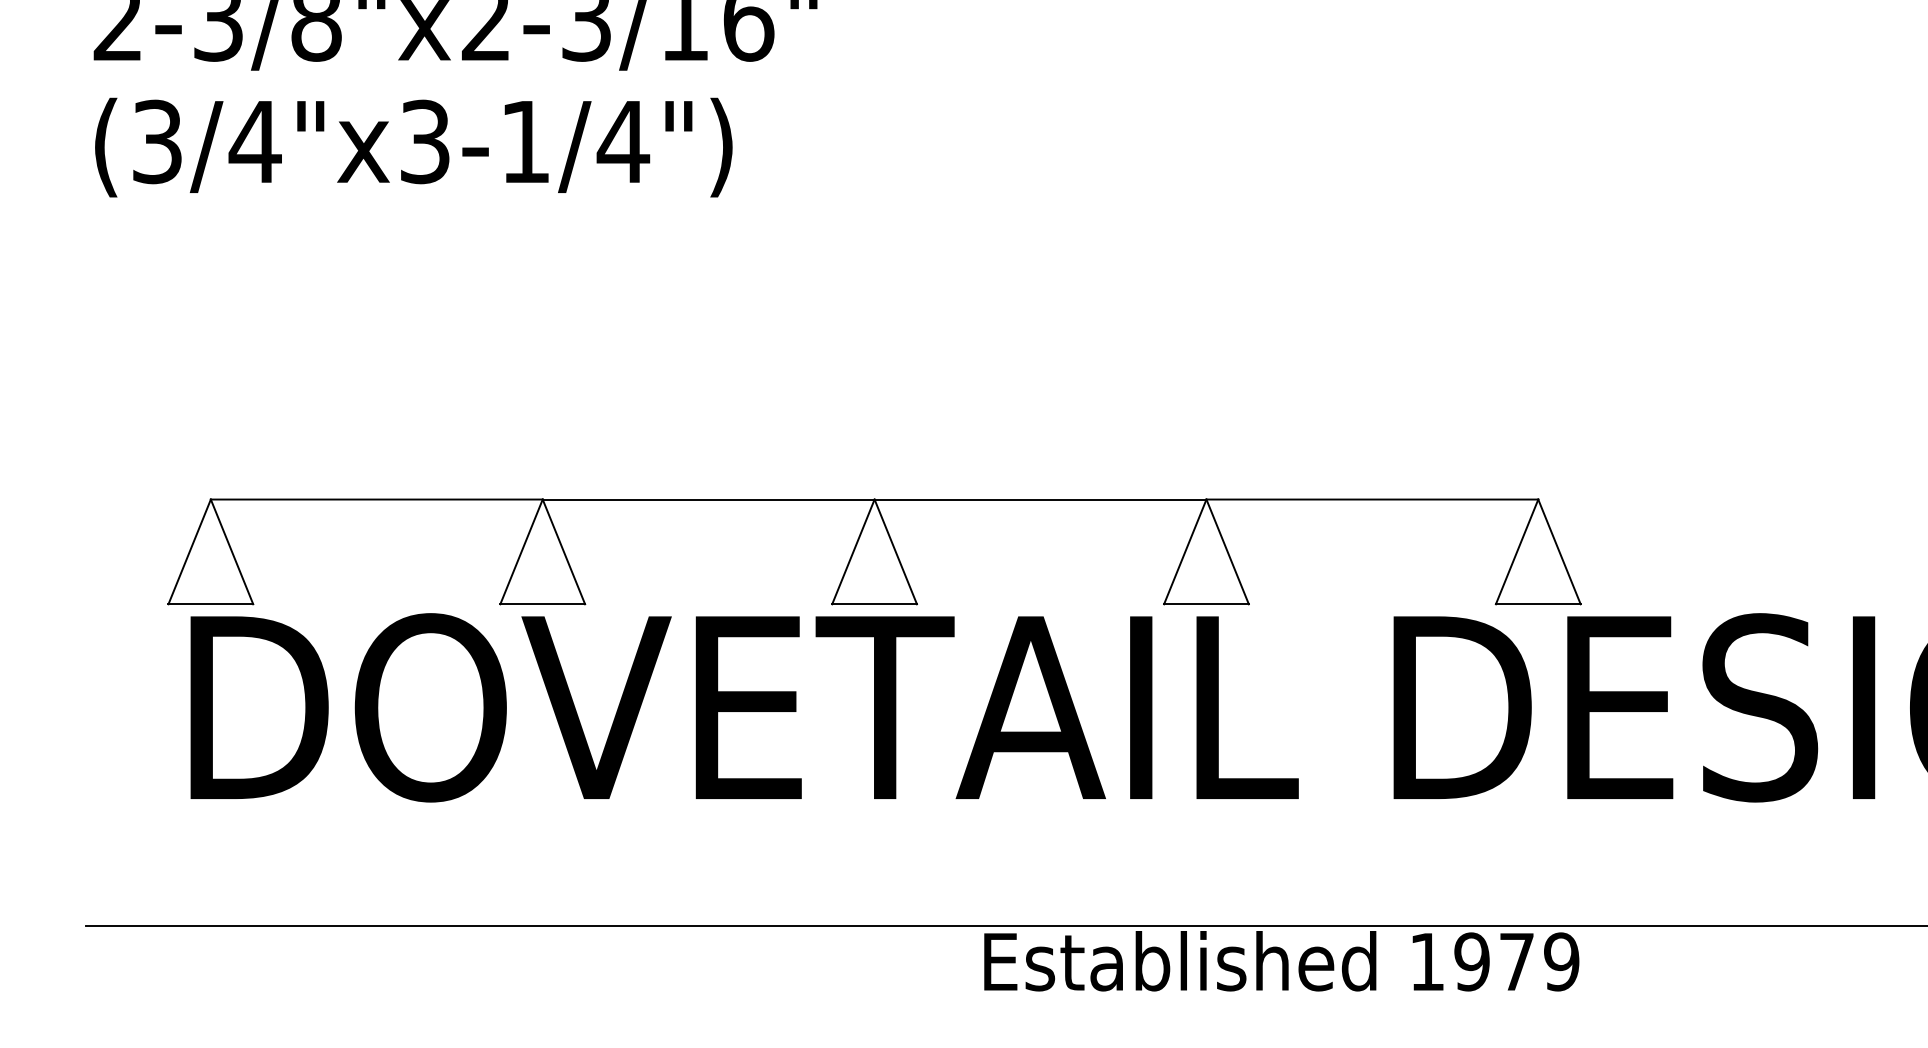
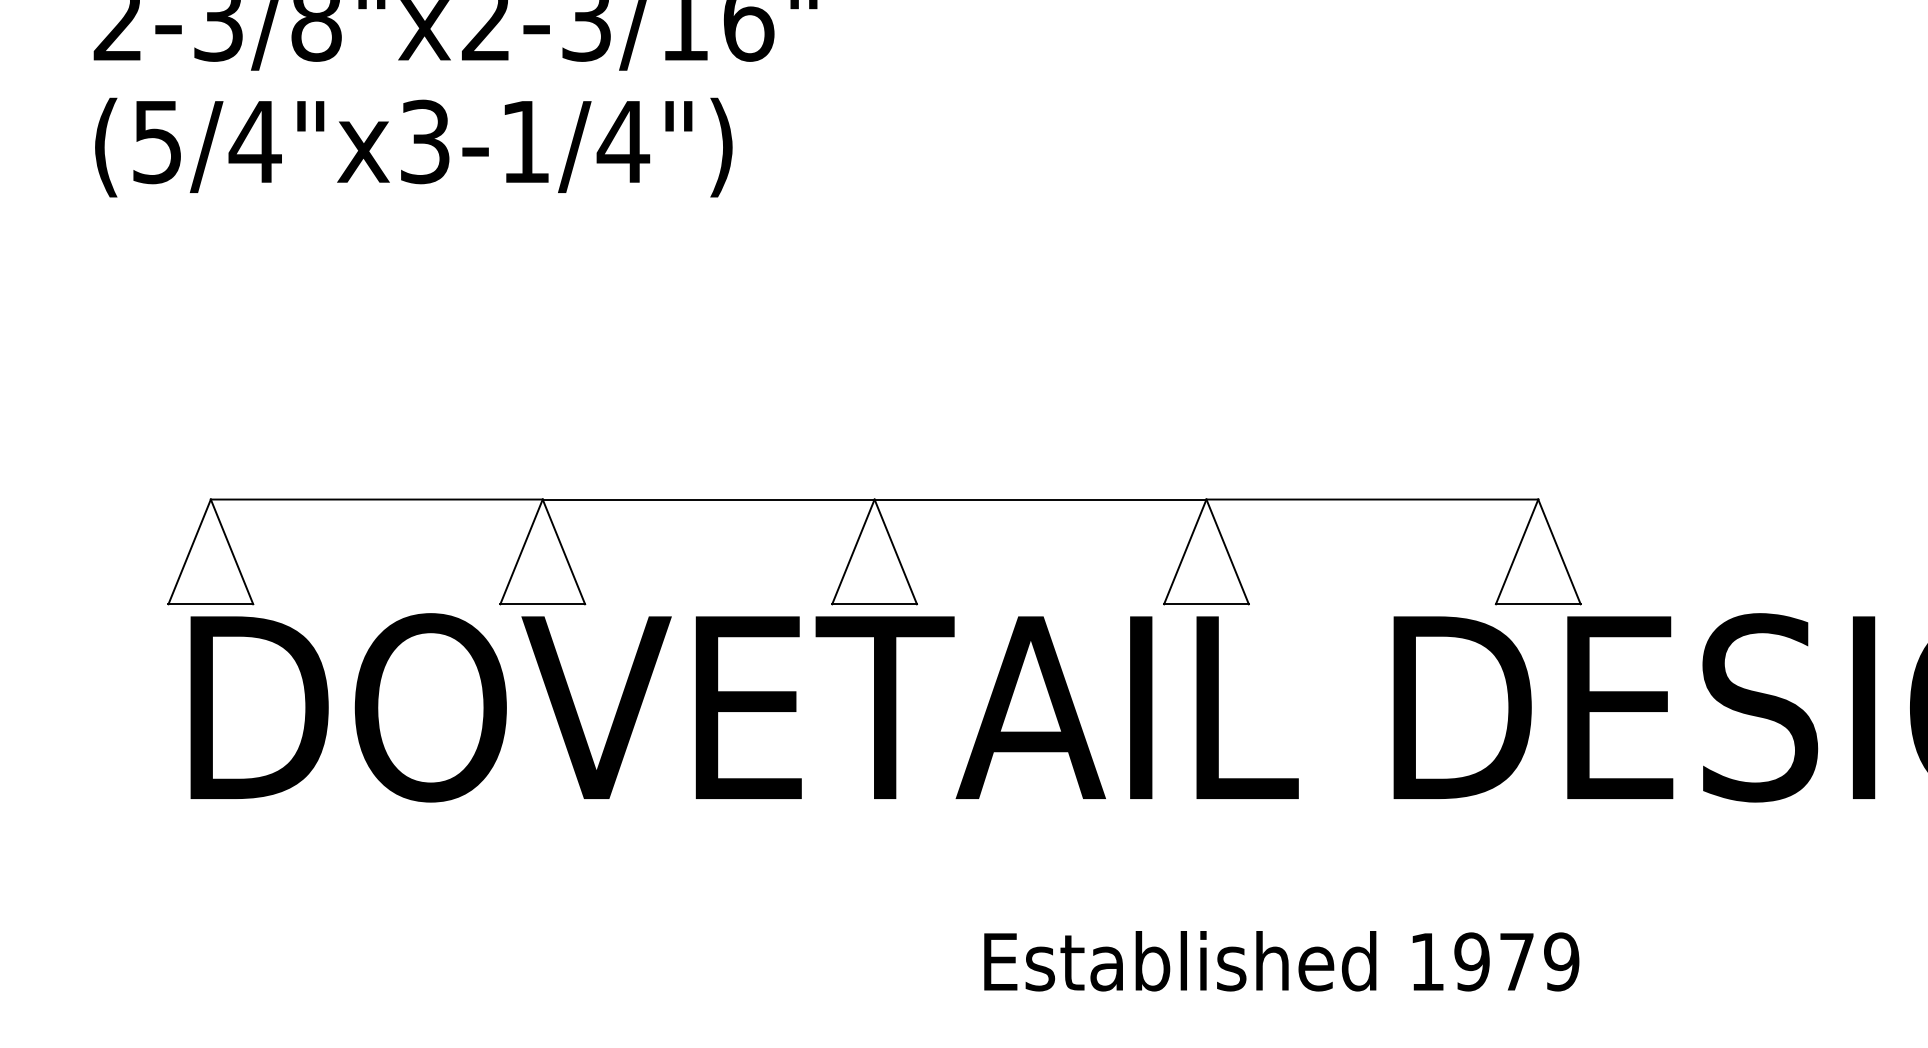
text: (3/4"x3-1/4") -> (5/4"x3-1/4") (157, 141)
line: present -> none (1005, 926)
